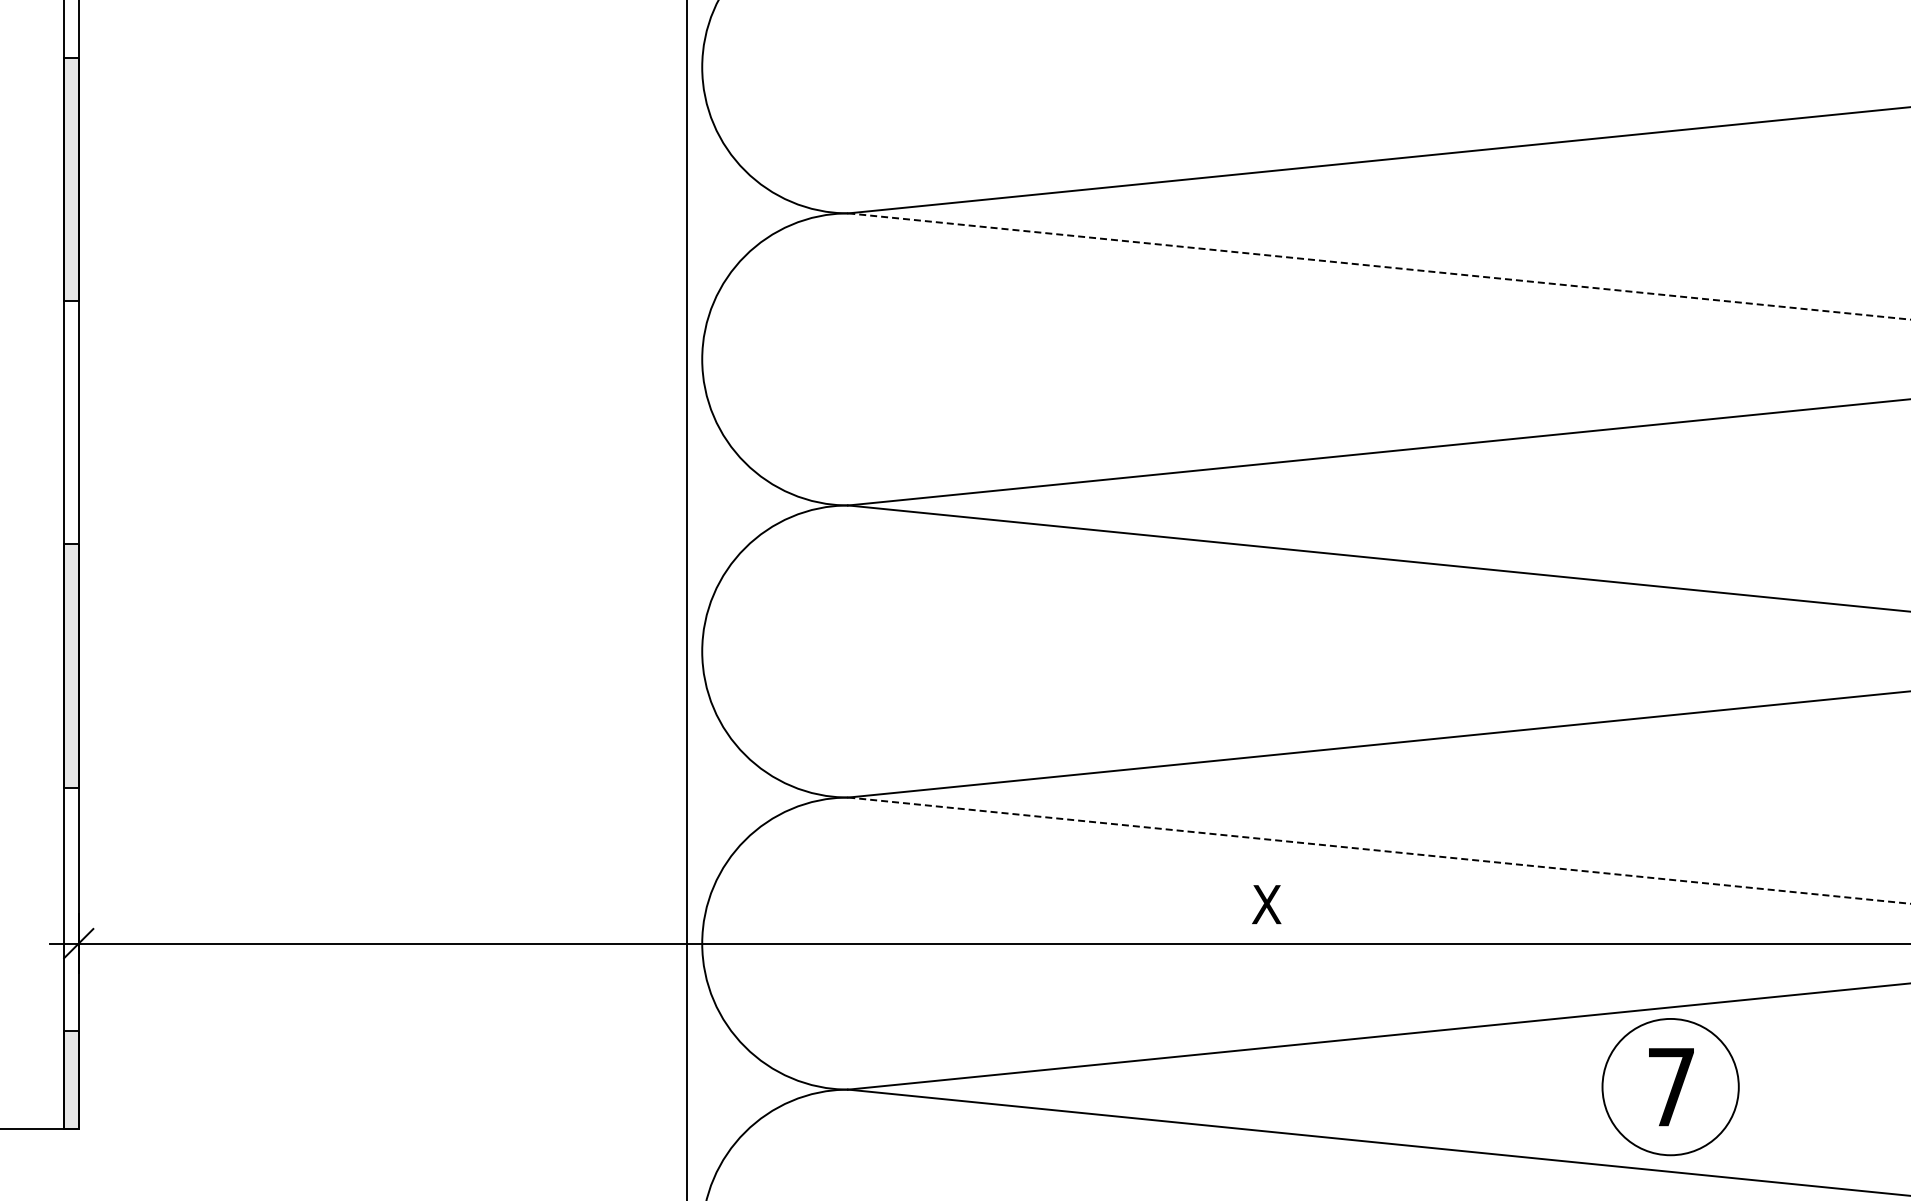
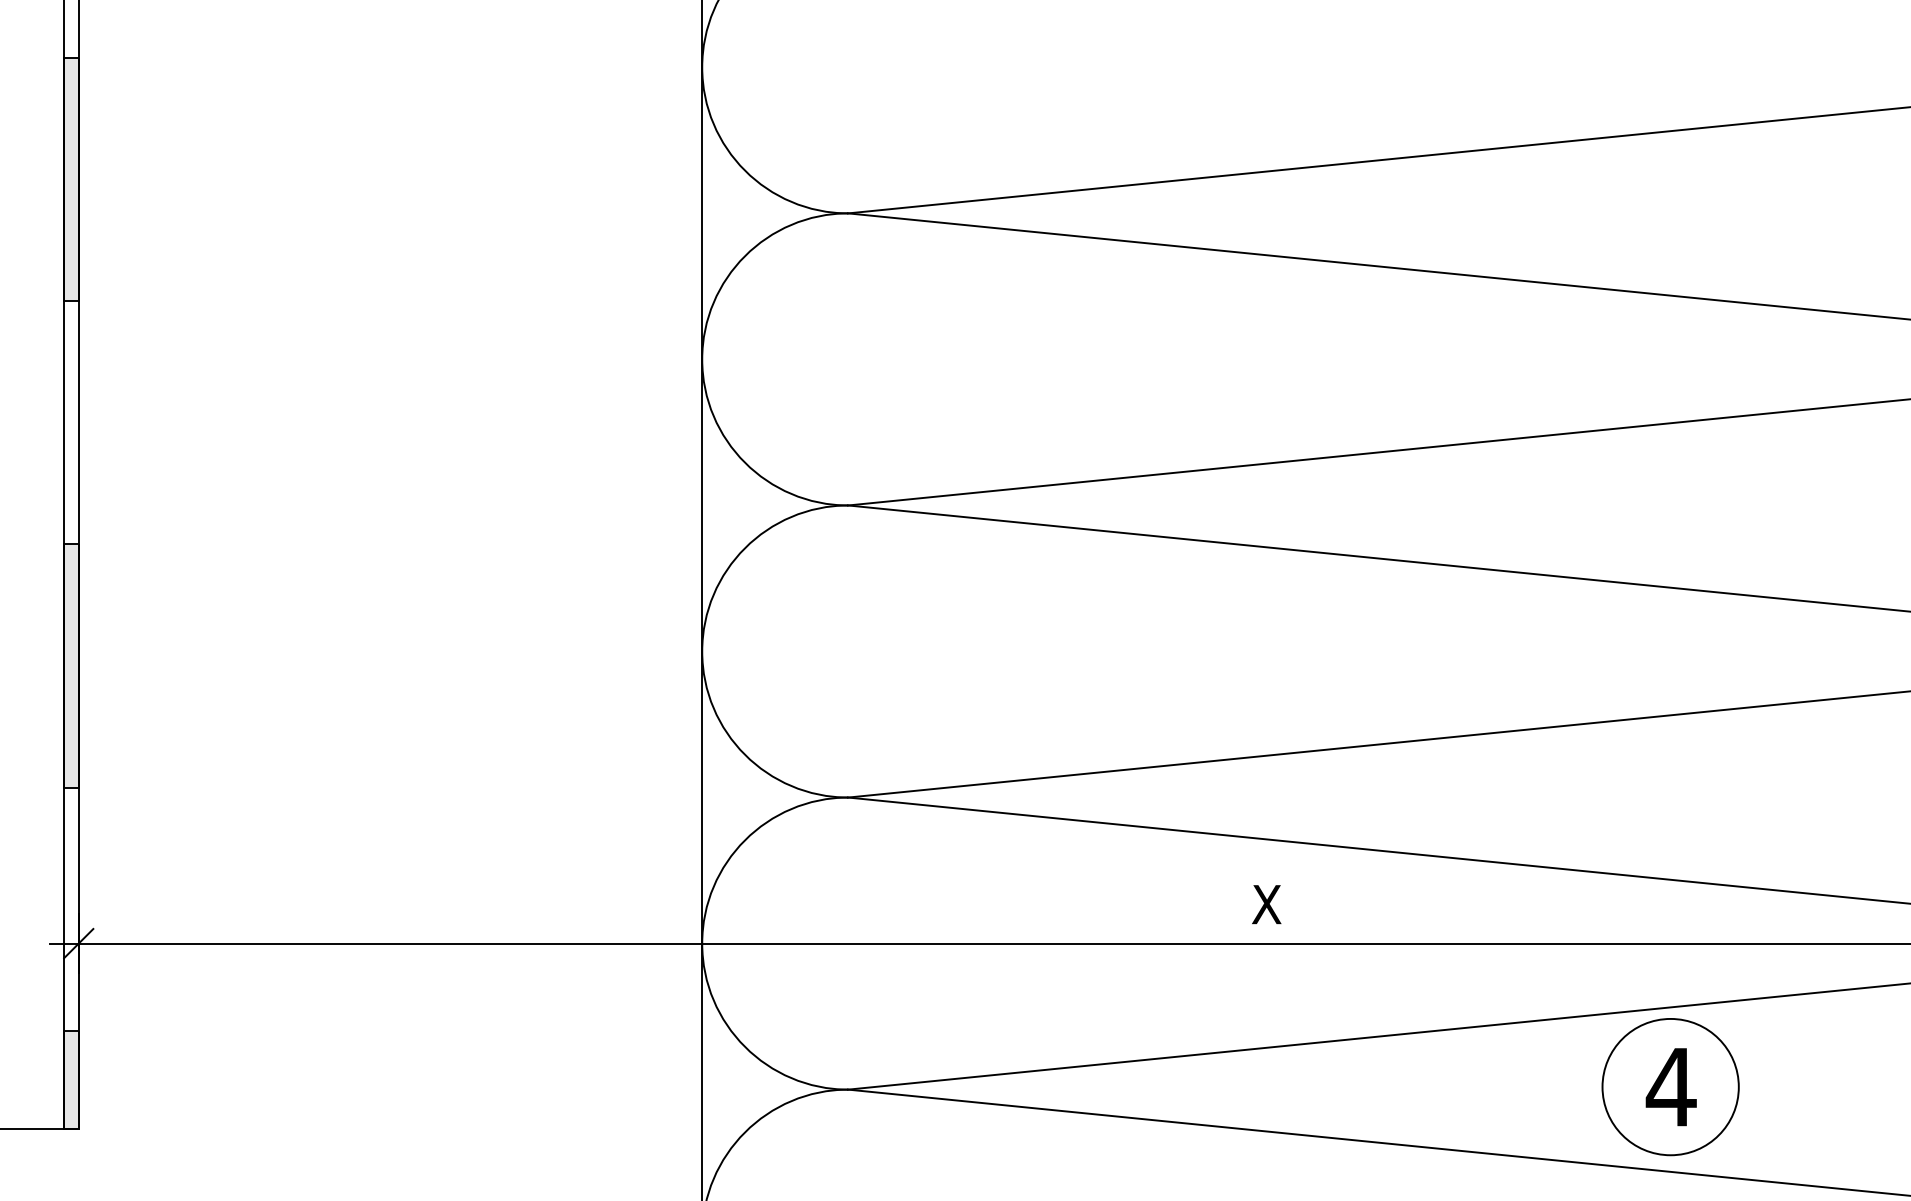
line: dashed -> solid (1379, 266)
line position: (687, 599) -> (702, 599) (702, 599)
line: dashed -> solid (1379, 850)
text: 7 -> 4 (1670, 1087)
